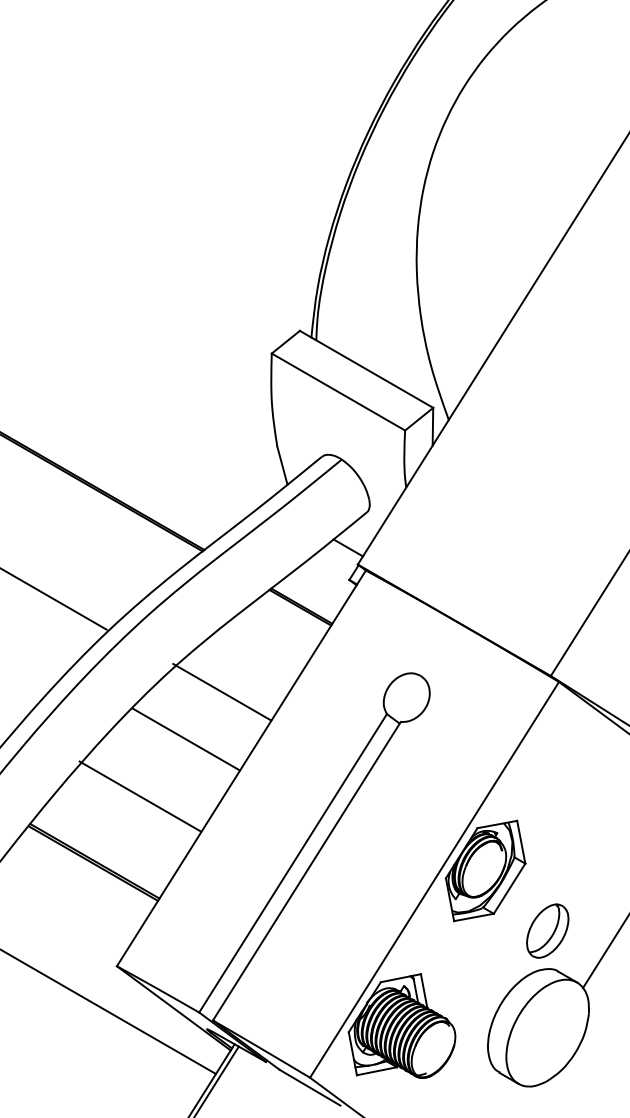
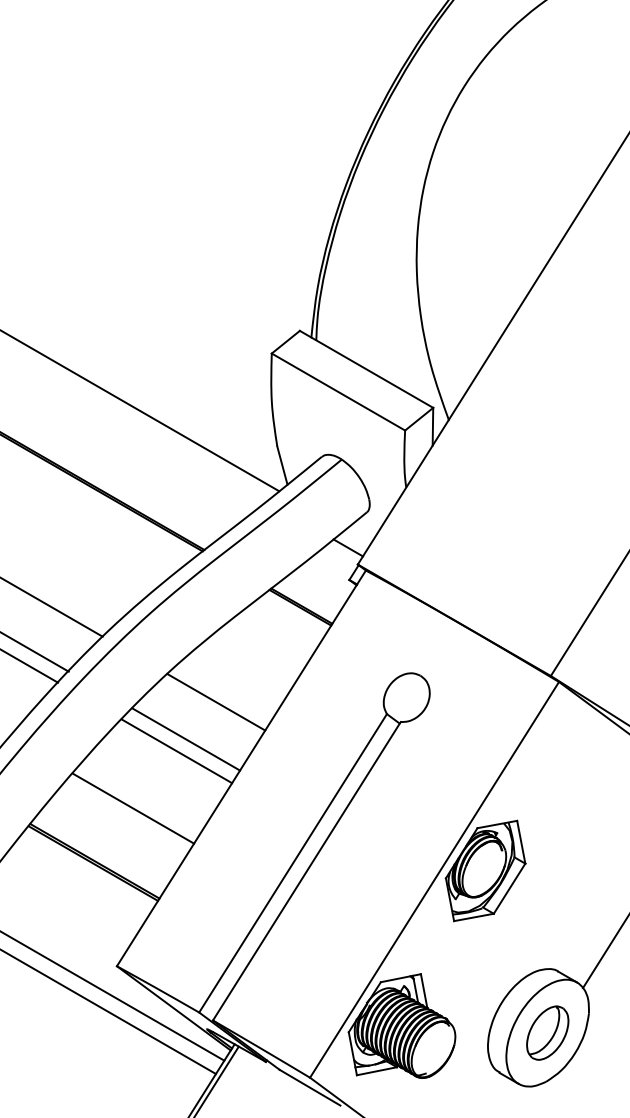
line: none -> present (140, 411)
line position: (54, 599) -> (52, 607) (52, 607)
line: none -> present (35, 652)
line: none -> present (30, 666)
line position: (222, 691) -> (216, 701) (216, 701)
line: none -> present (176, 751)
line position: (140, 796) -> (133, 808) (133, 808)
part position: (547, 930) -> (547, 1032) (547, 1032)
line: none -> present (113, 996)
